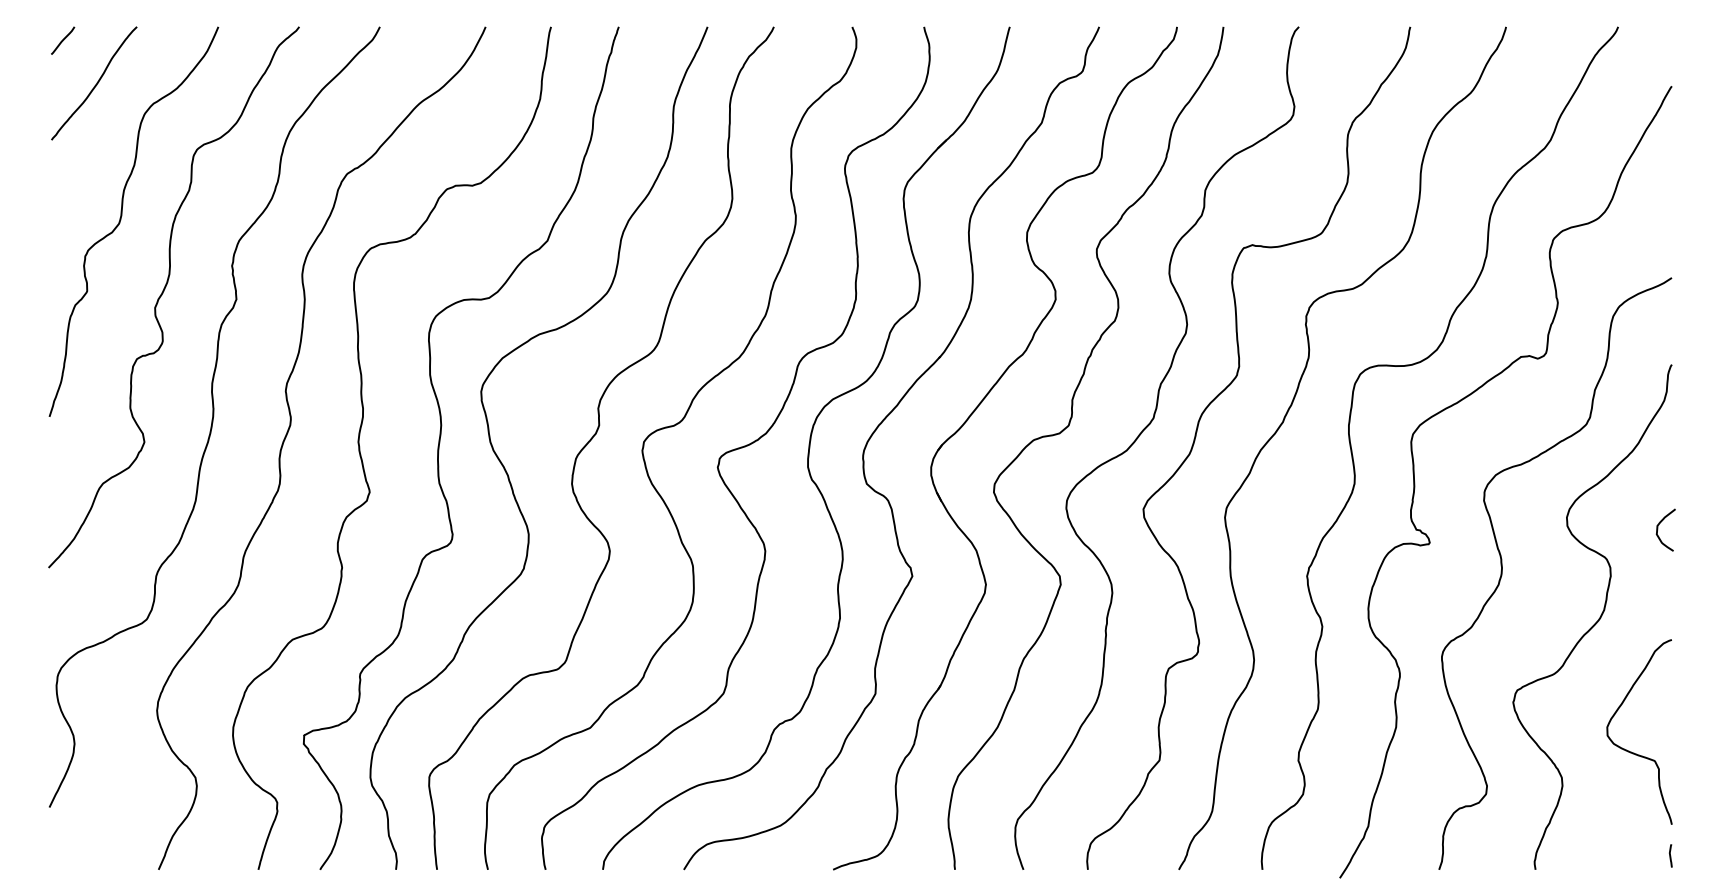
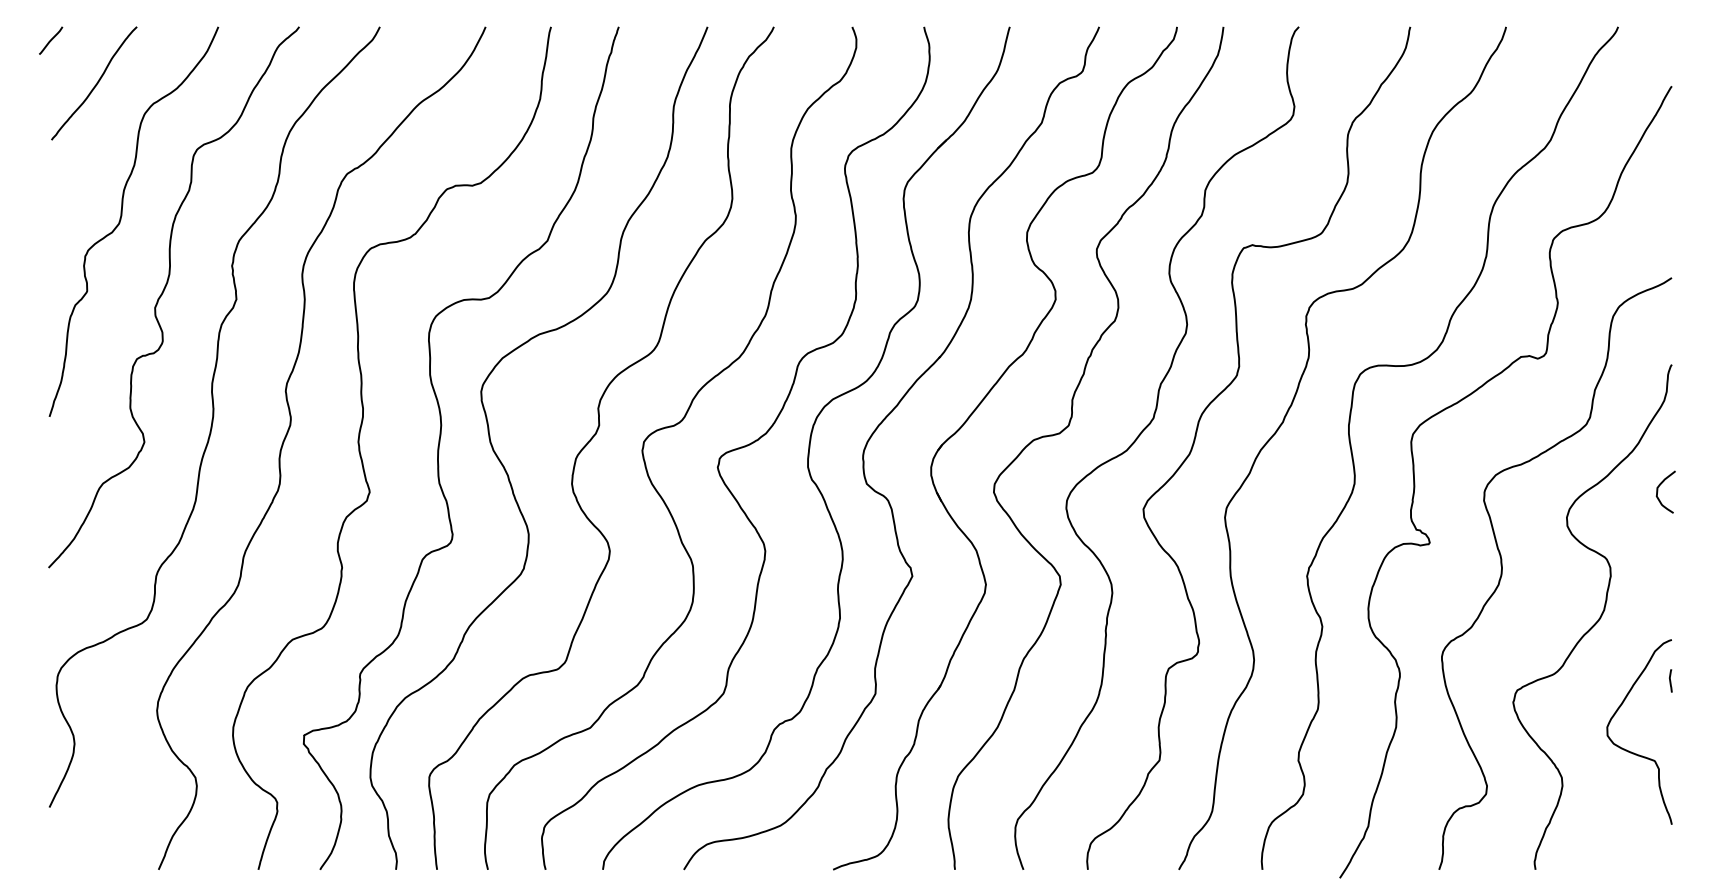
line position: (63, 40) -> (51, 40) (51, 40)
curve position: (1658, 529) -> (1658, 491) (1658, 491)
curve position: (1670, 855) -> (1670, 680) (1670, 680)
